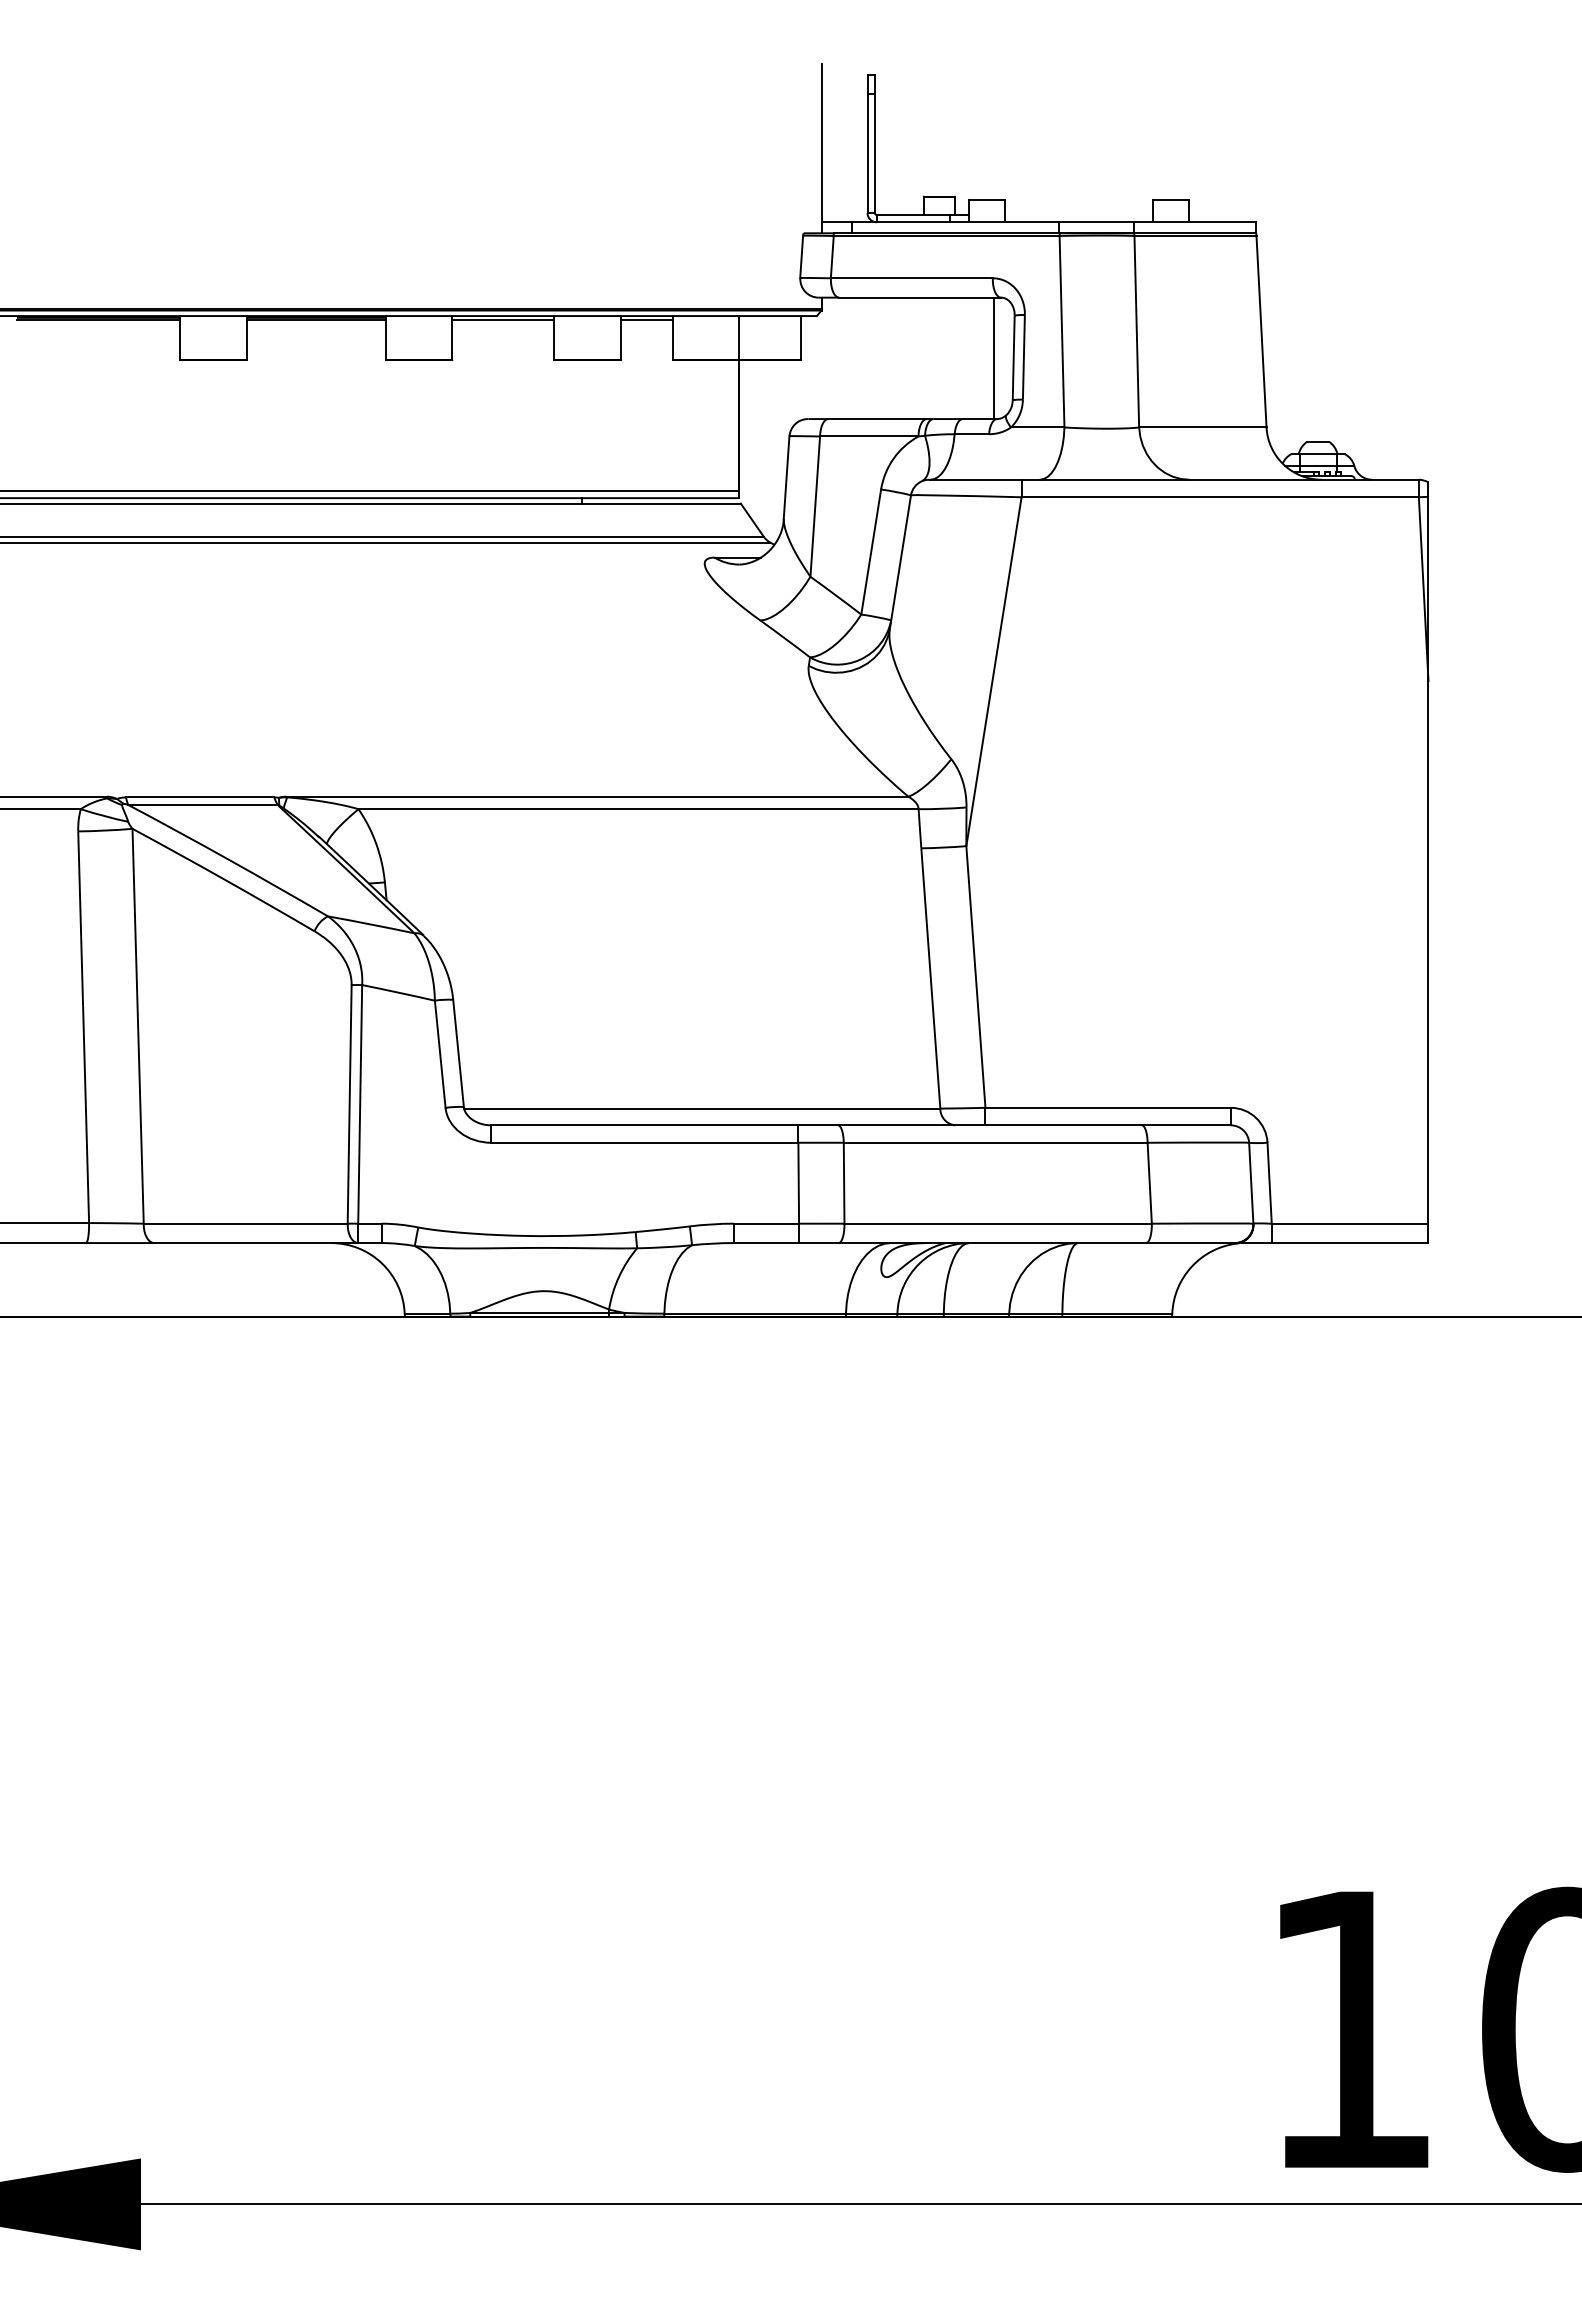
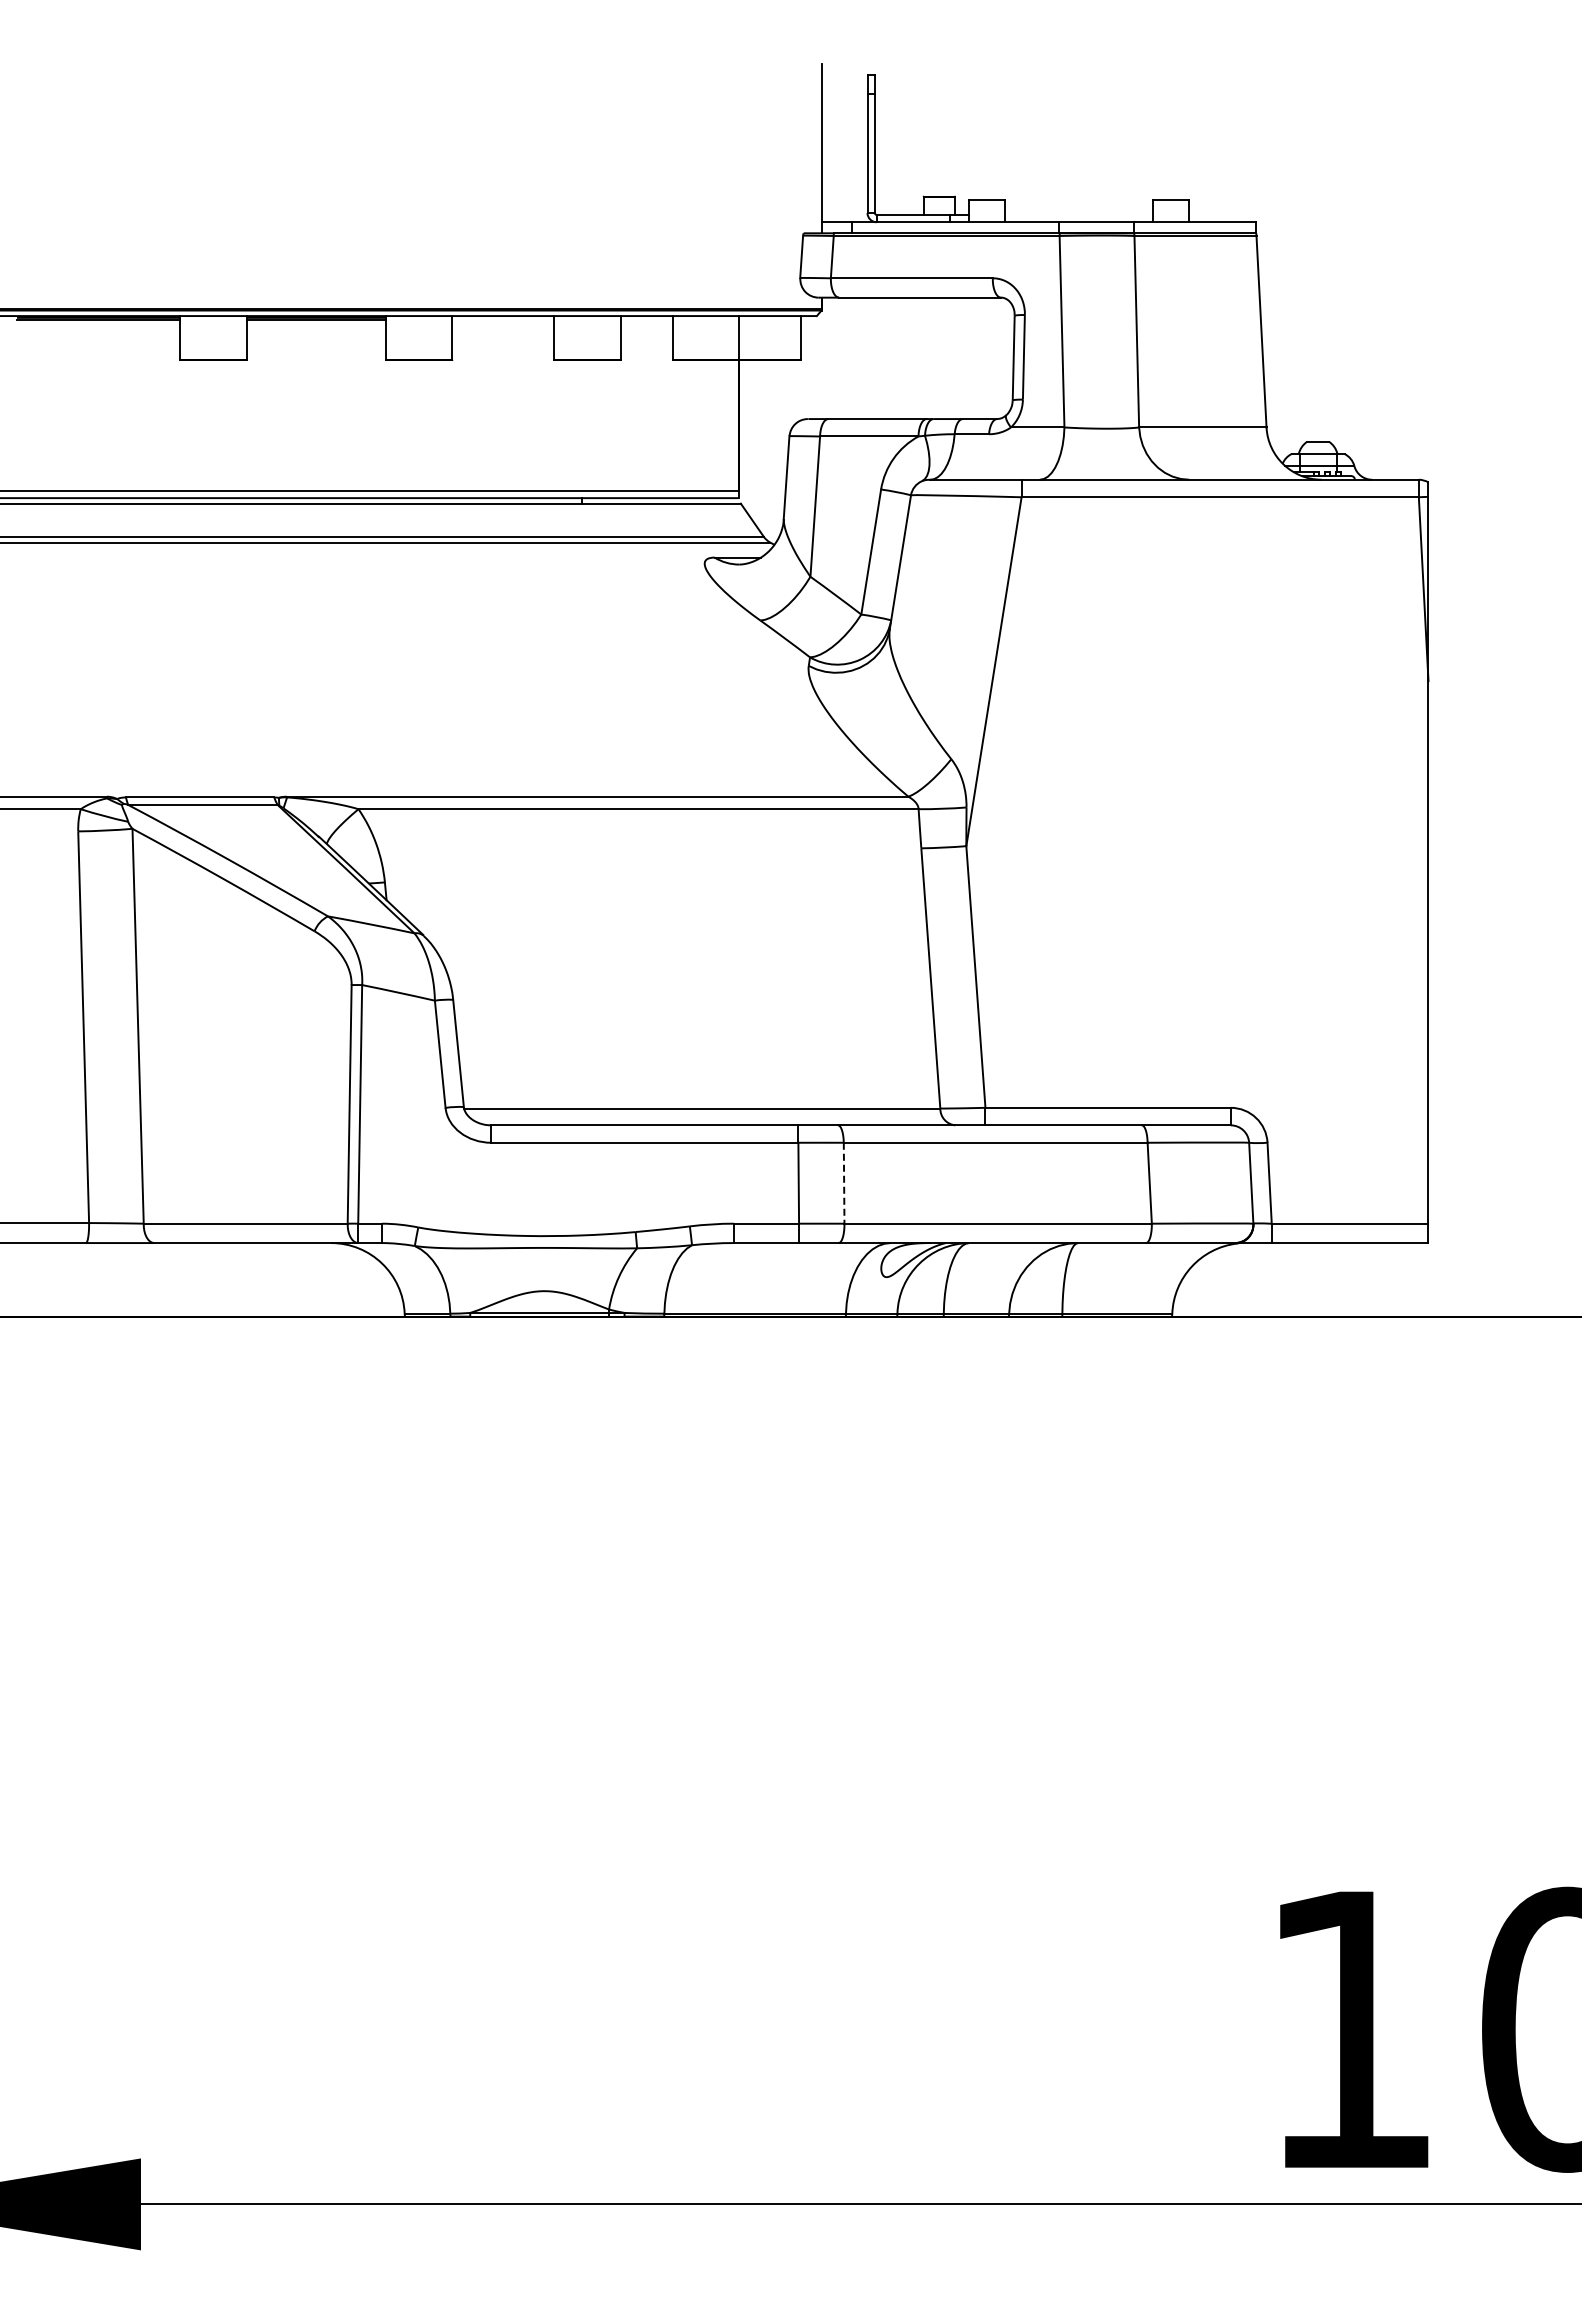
line: present -> none (503, 319)
line: present -> none (646, 319)
line: present -> none (993, 358)
line: solid -> dashed (844, 1183)
